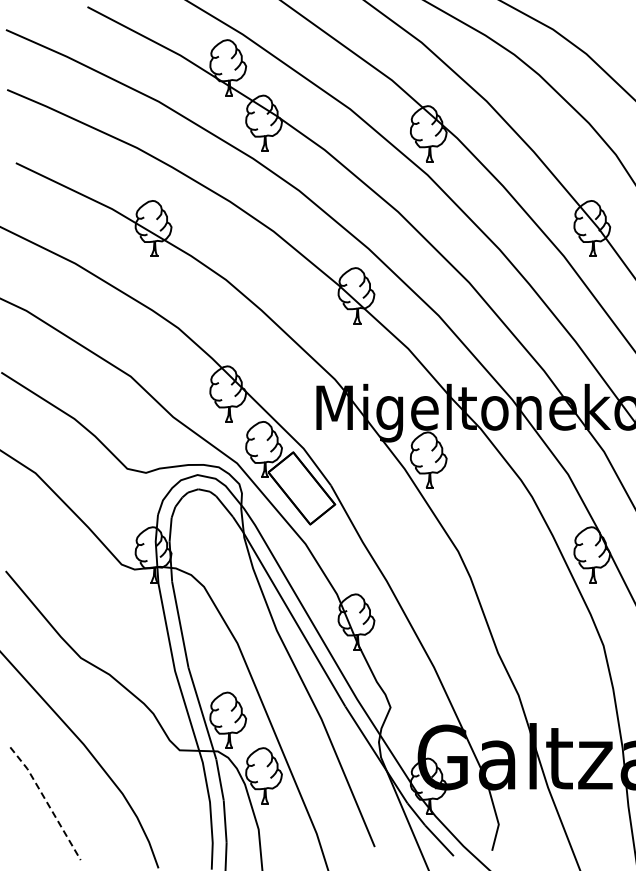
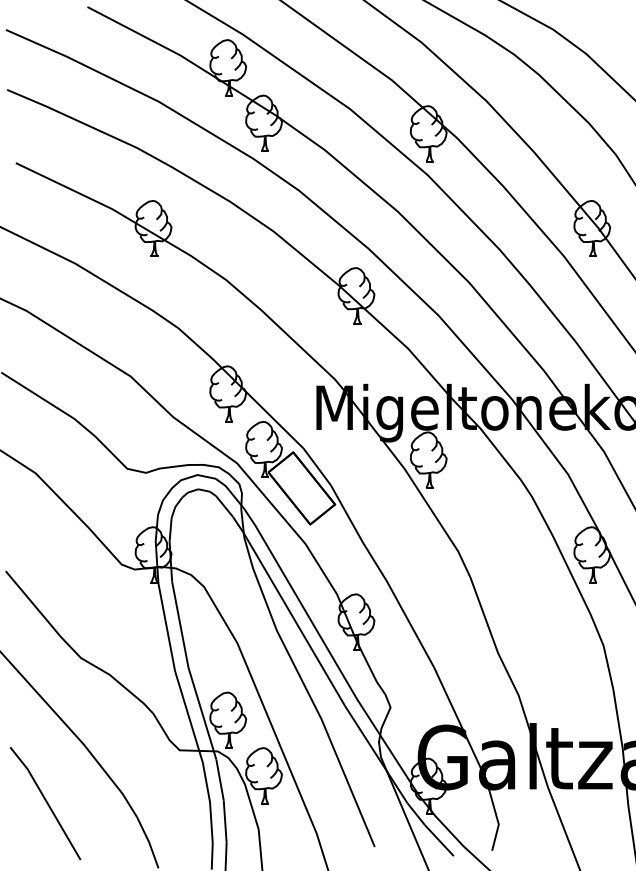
line: dashed -> solid (47, 802)
